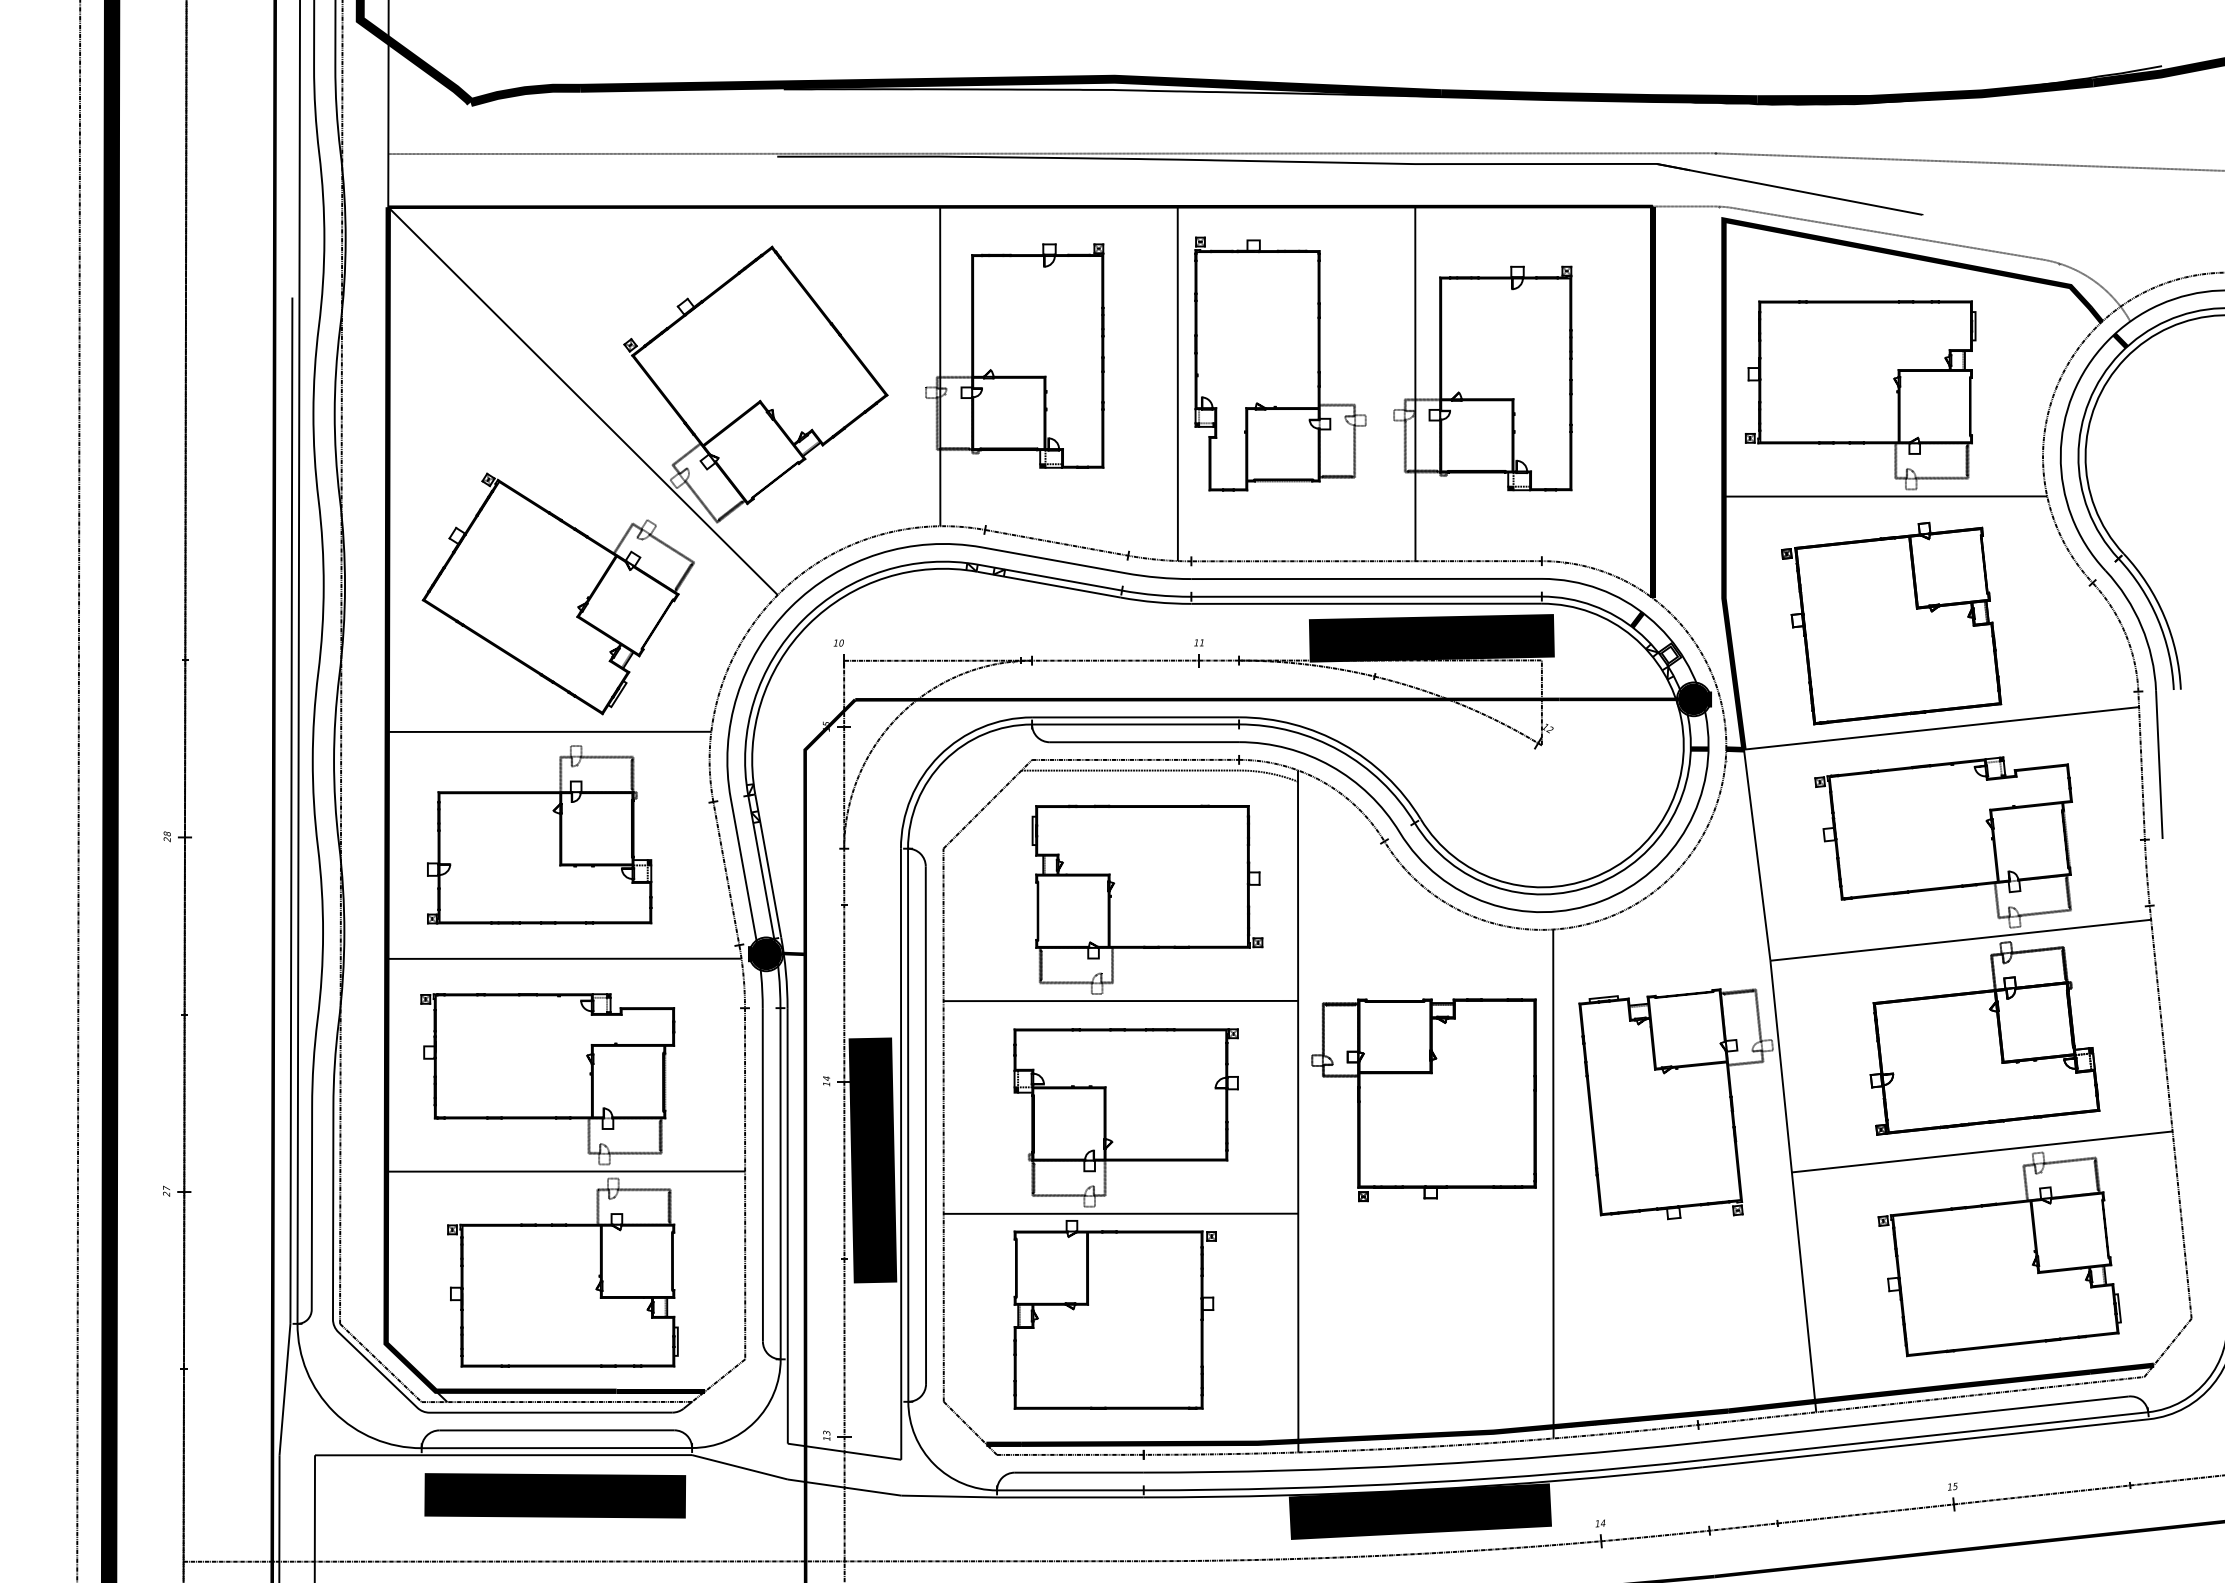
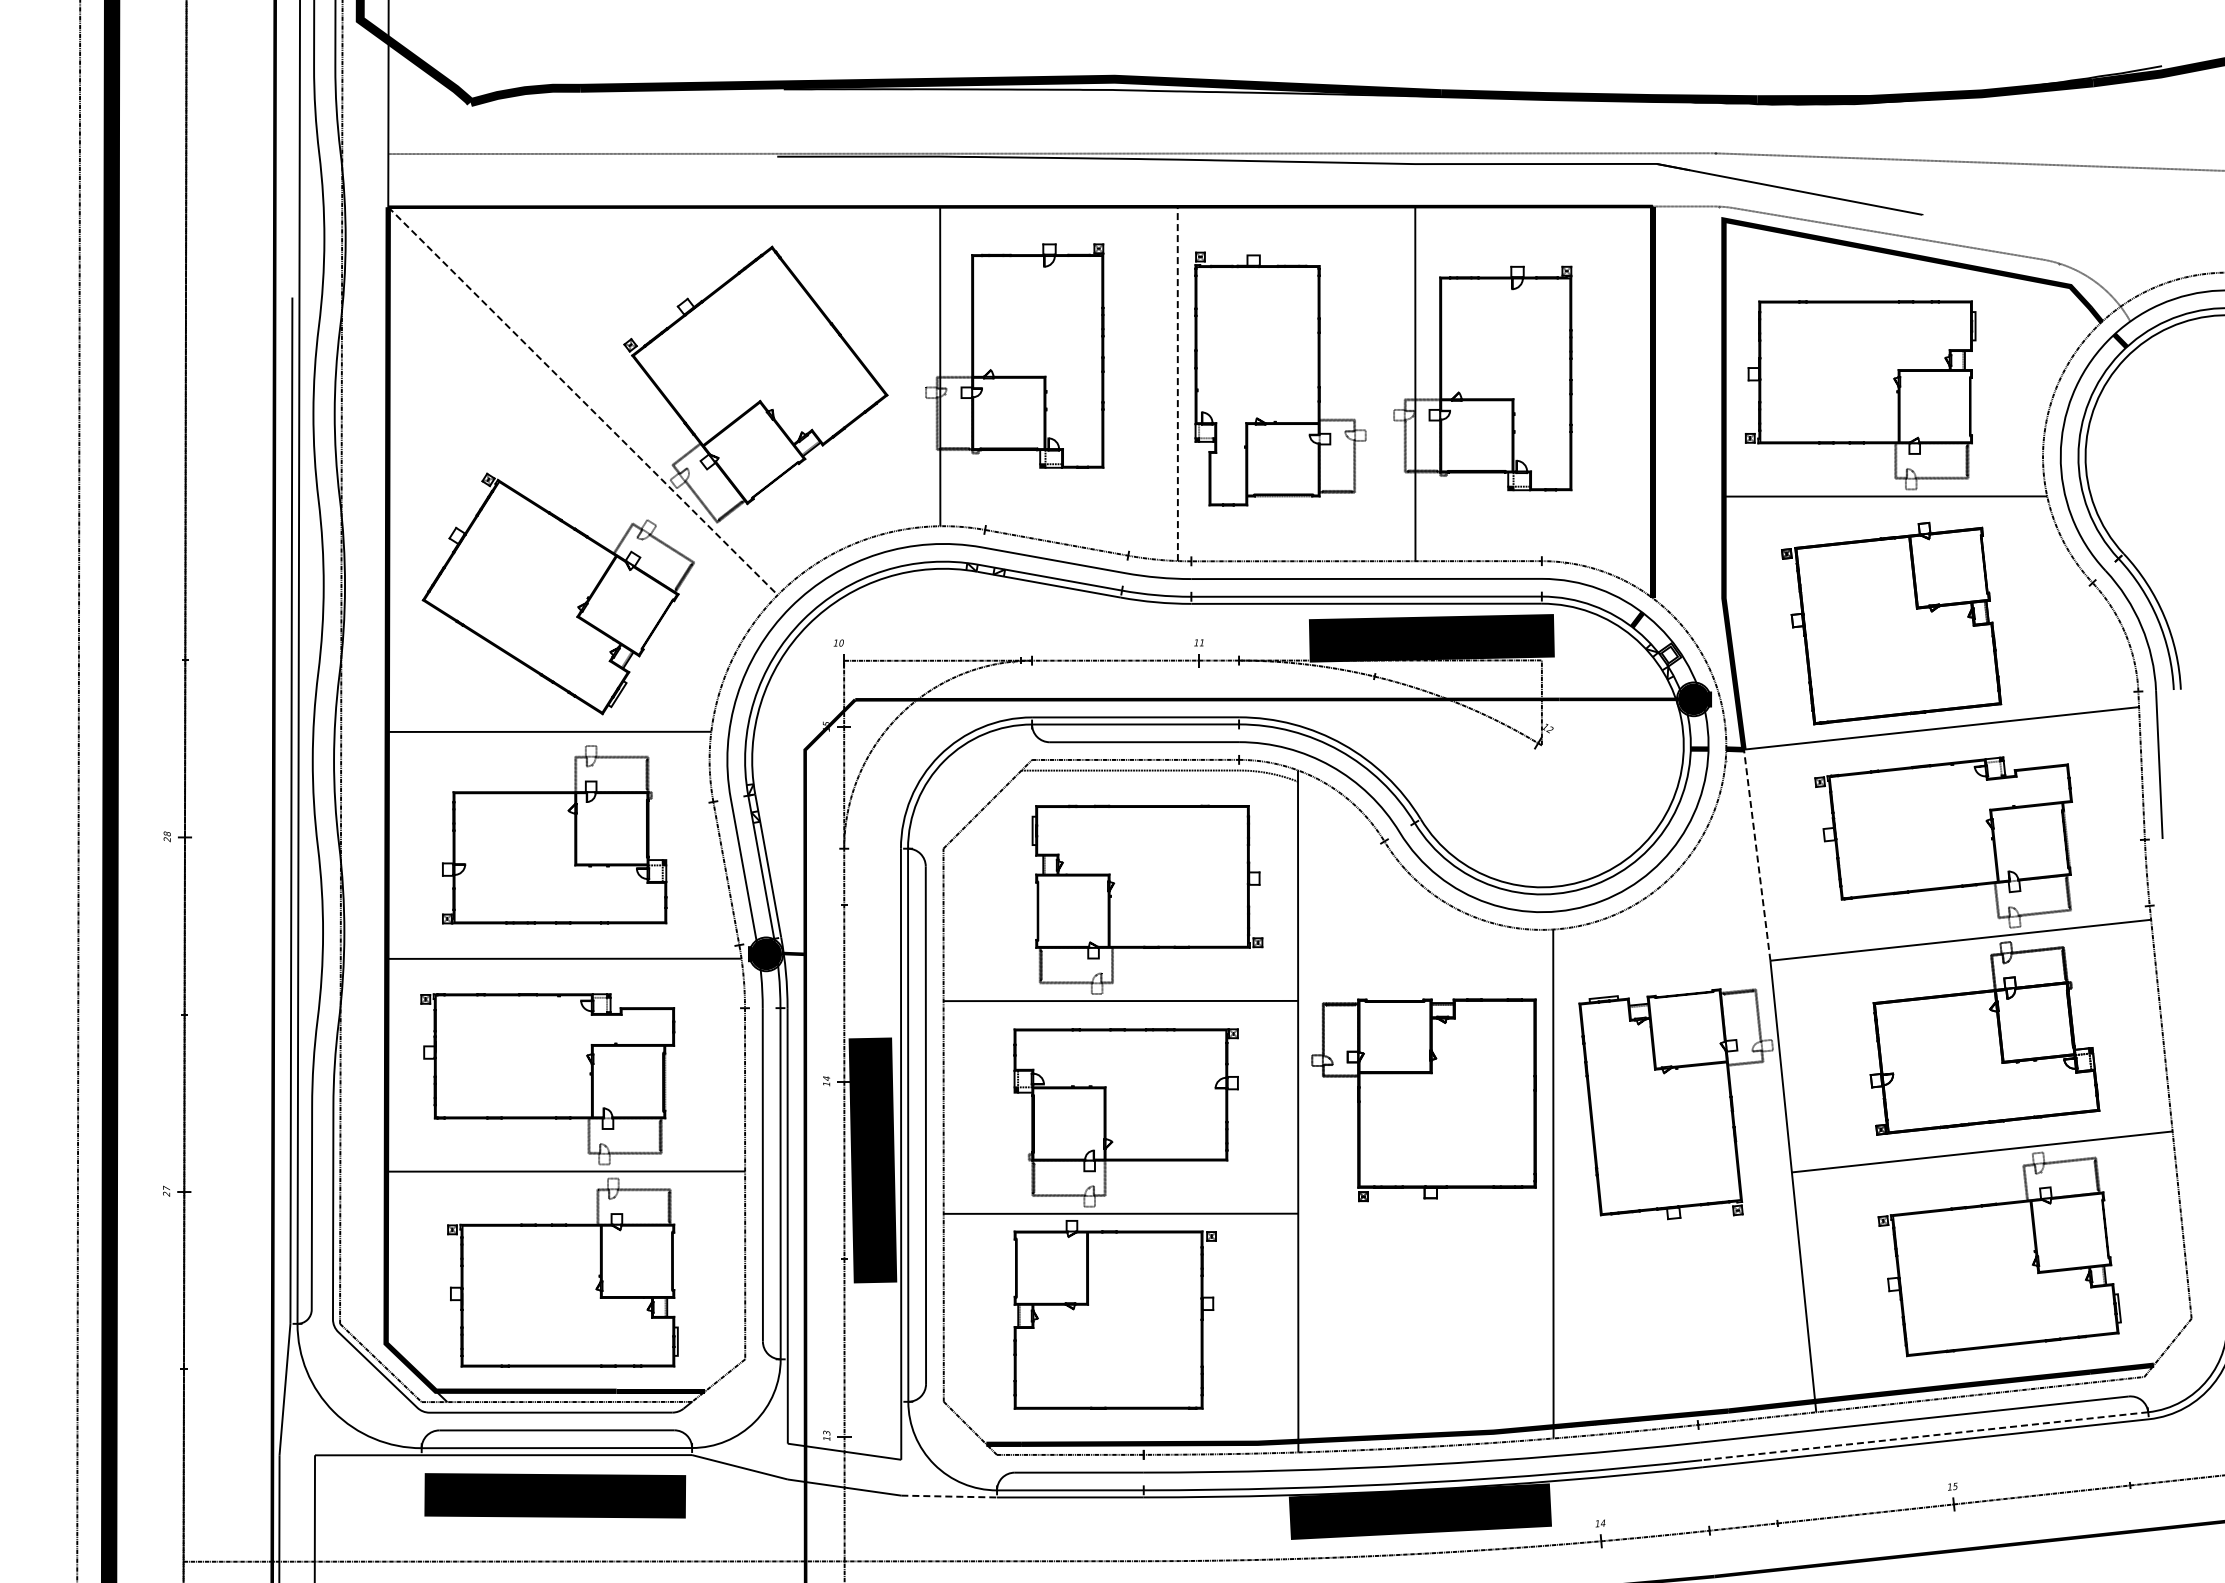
part position: (1280, 363) -> (1280, 378) (1280, 378)
line: solid -> dashed (1177, 383)
line: solid -> dashed (583, 401)
part position: (539, 834) -> (554, 834) (554, 834)
line: solid -> dashed (1757, 854)
line: solid -> dashed (1924, 1436)
line: solid -> dashed (949, 1496)
